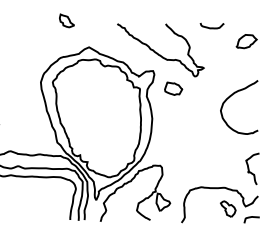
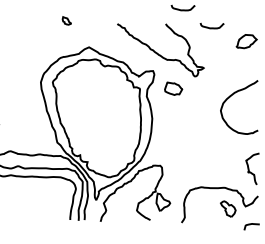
curve: none -> present (182, 9)
part size: 16x16 px -> 11x10 px (66, 20)
curve position: (250, 218) -> (250, 225) (250, 225)
